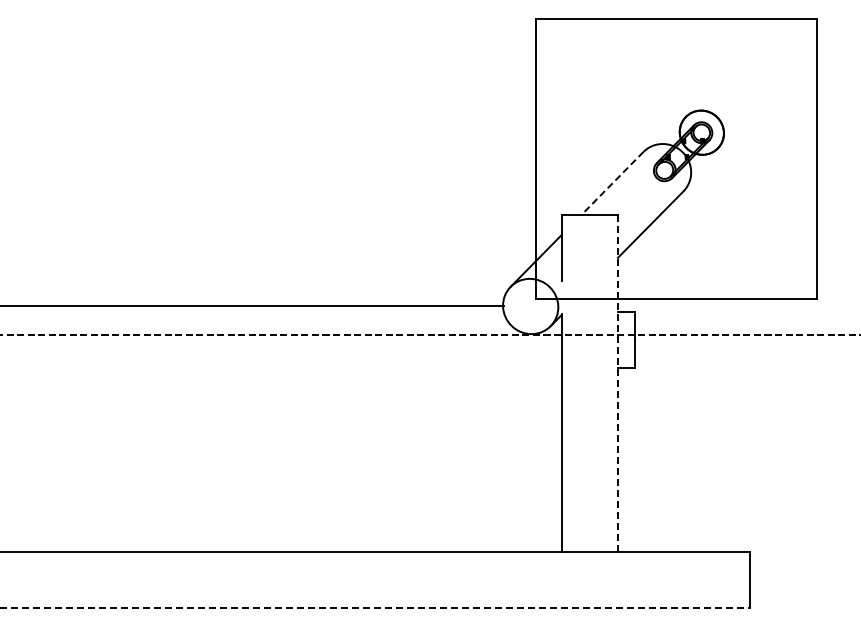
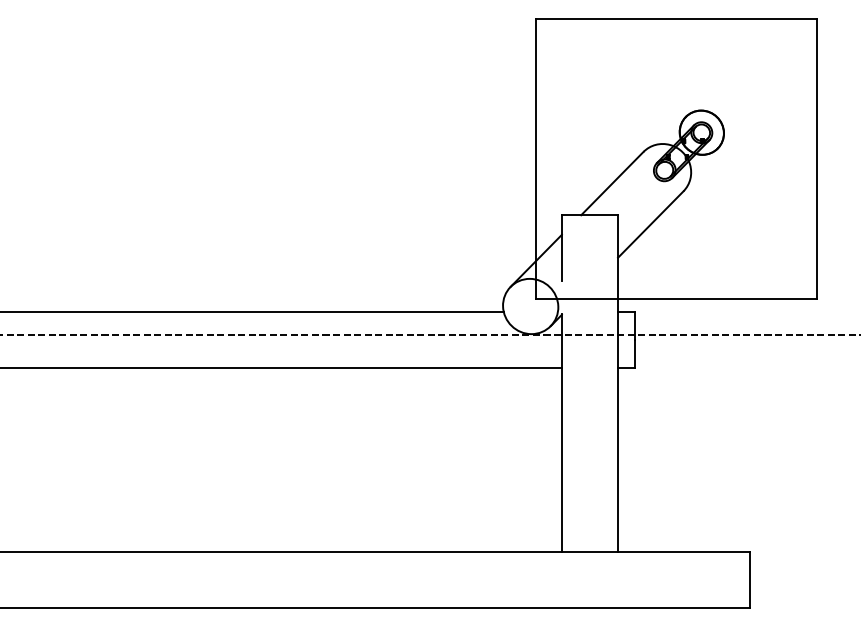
line: dashed -> solid (612, 183)
line position: (252, 305) -> (252, 311) (252, 311)
line: none -> present (281, 368)
line: dashed -> solid (618, 384)
line: dashed -> solid (375, 608)
